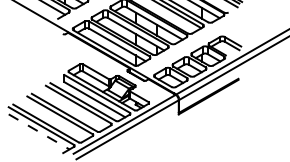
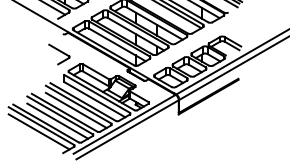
part: none -> present (59, 54)
line: none -> present (75, 110)
line: none -> present (57, 120)
line: dashed -> solid (39, 132)
